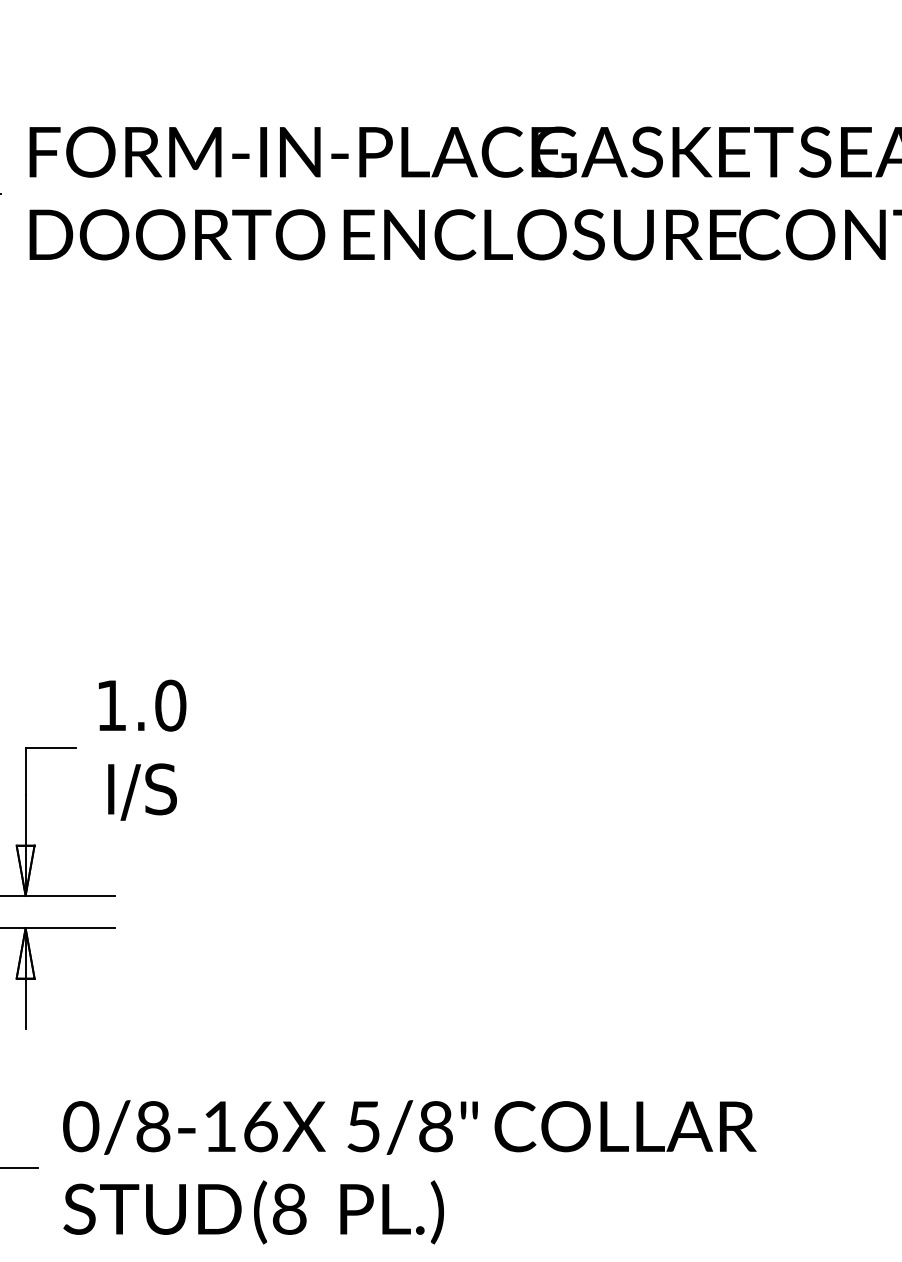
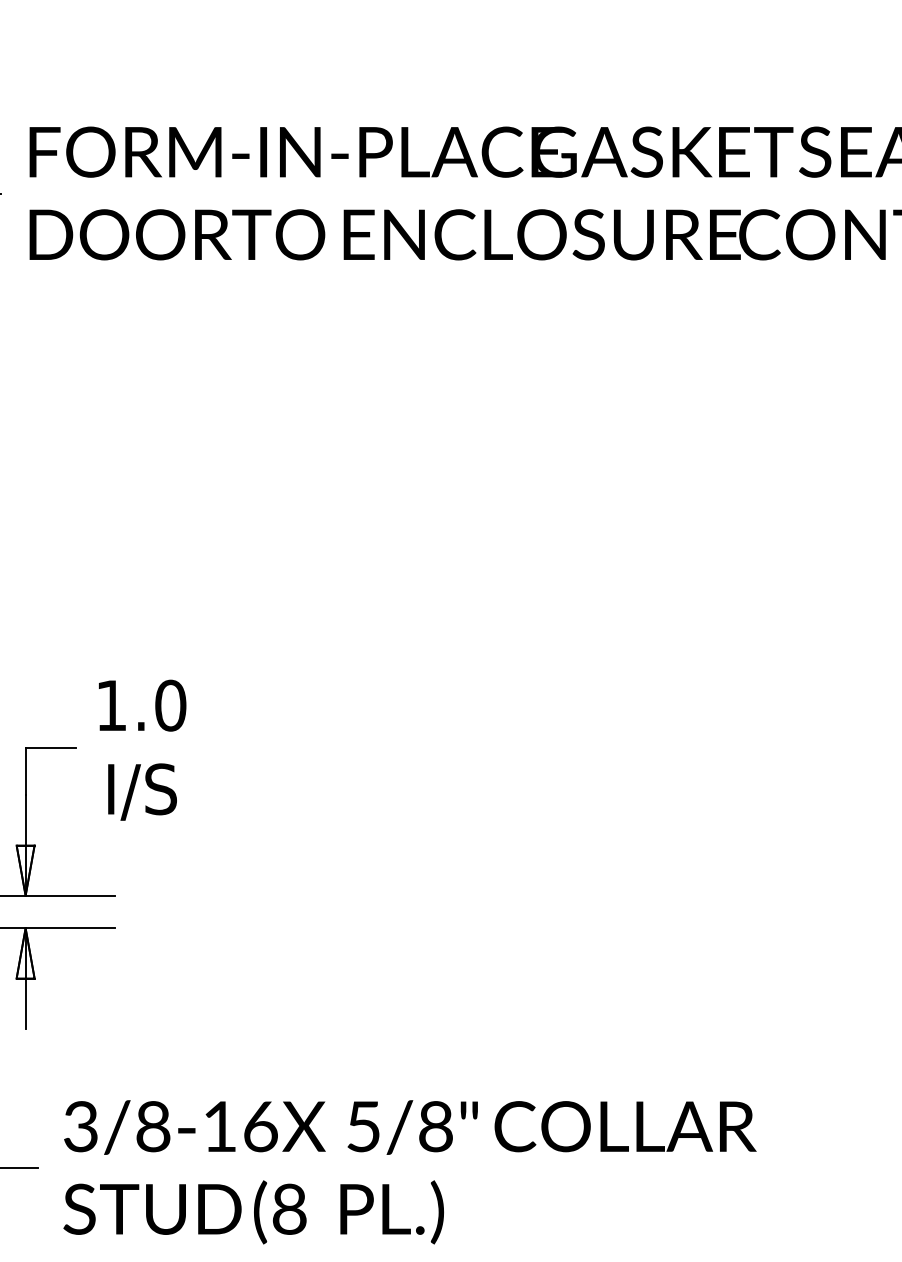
text: 0/8-16 -> 3/8-16 (81, 1126)
